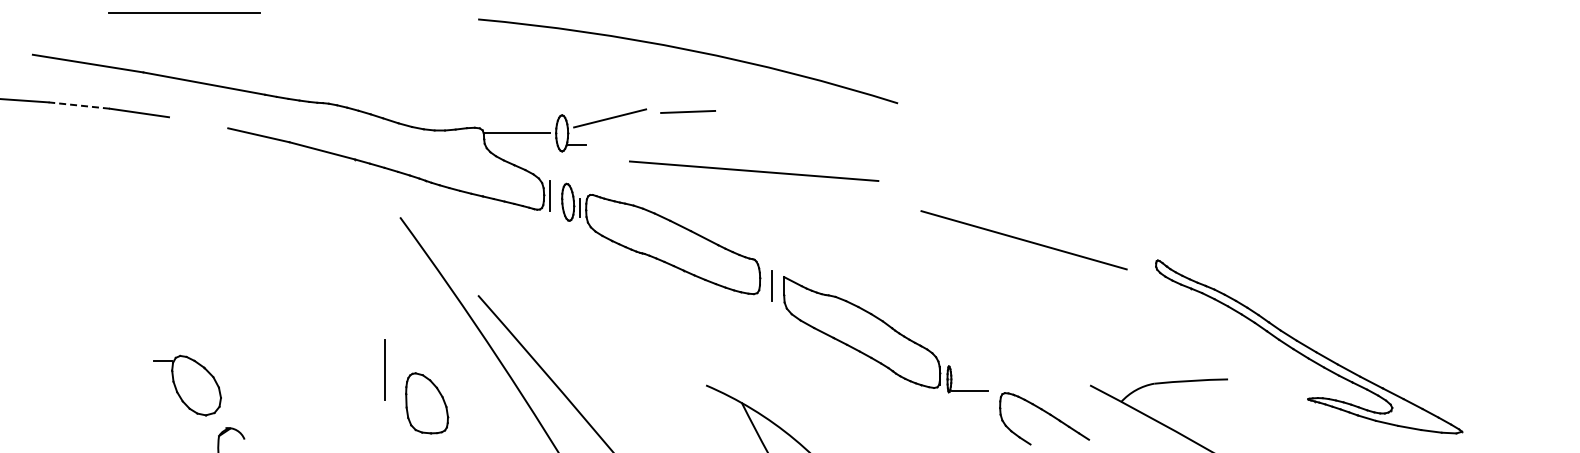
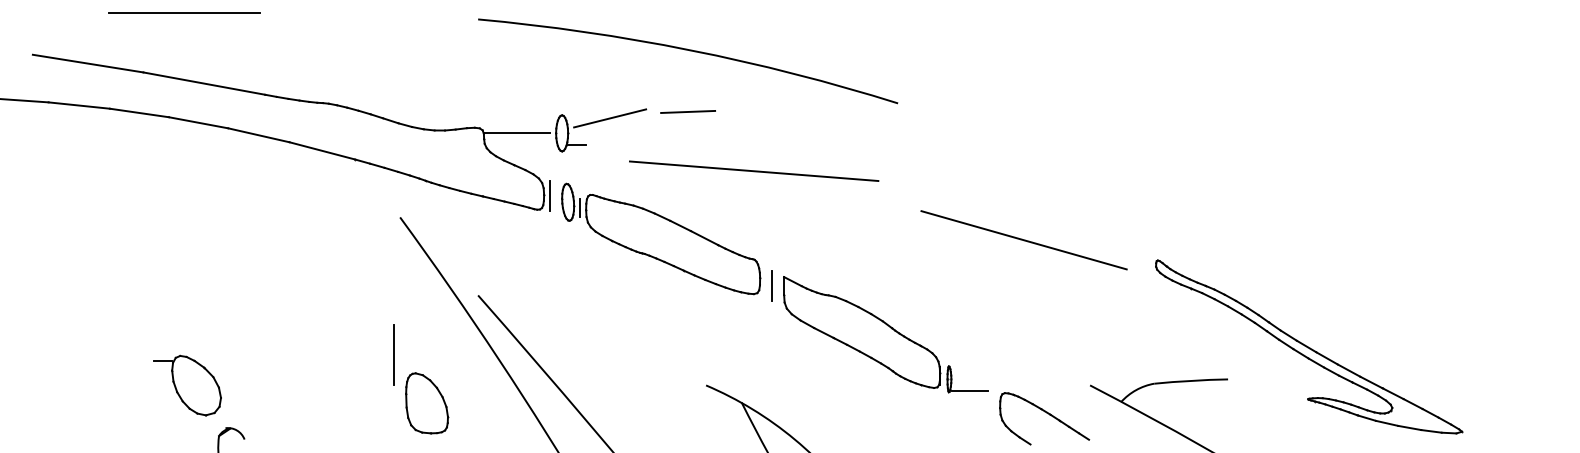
line: dashed -> solid (79, 105)
line: none -> present (198, 122)
line position: (384, 369) -> (393, 354) (393, 354)
